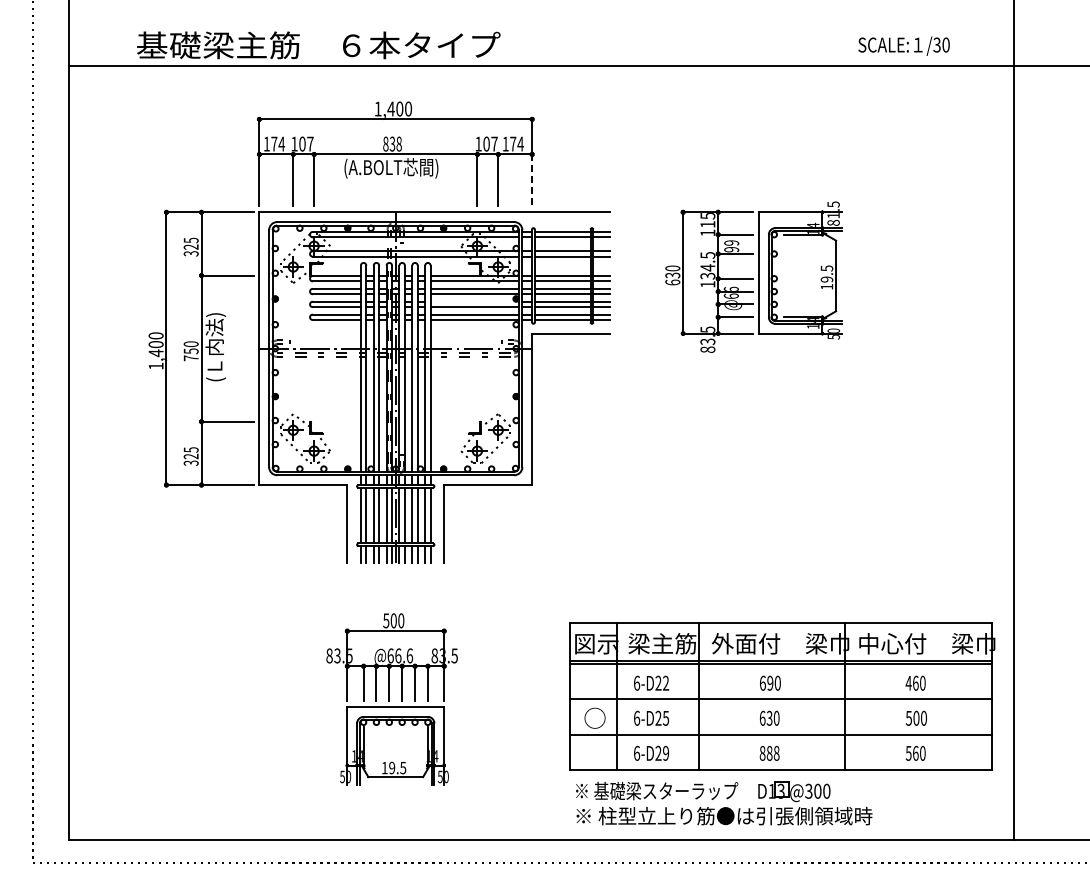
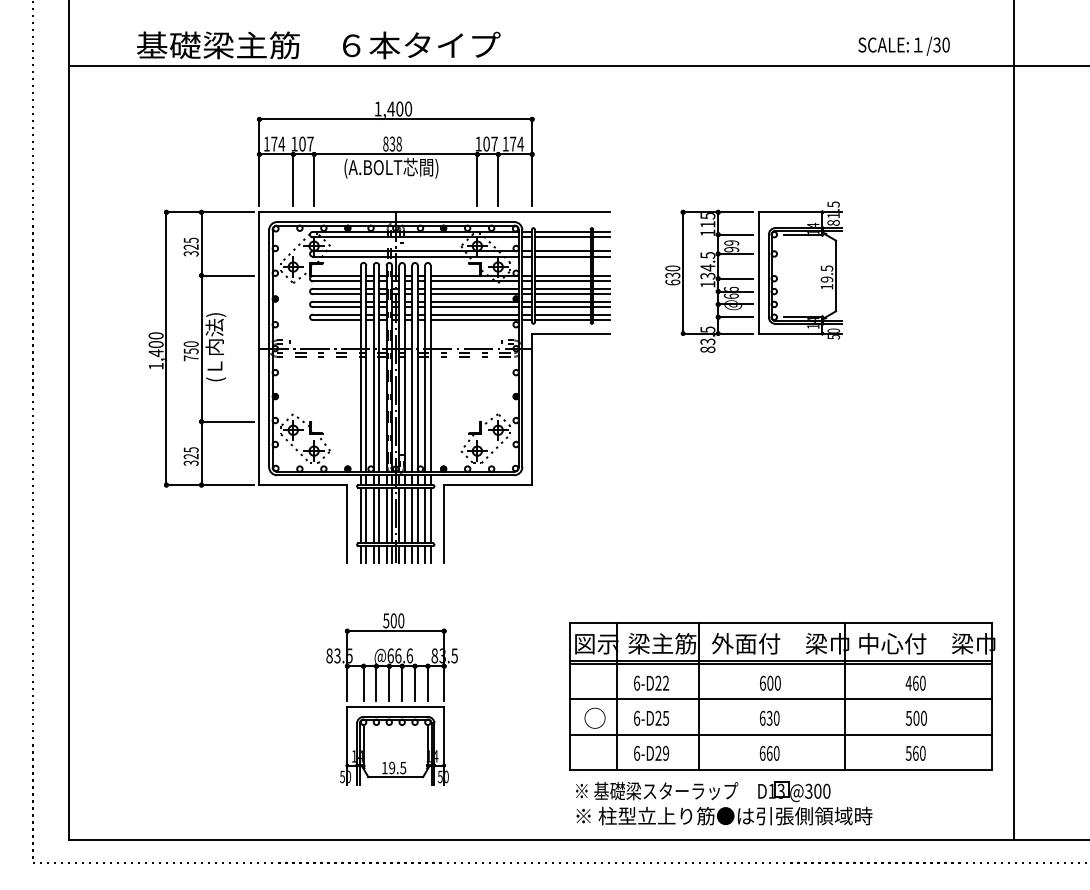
line: dashed -> solid (532, 180)
line: none -> present (474, 301)
text: 690 -> 600 (770, 683)
text: 888 -> 660 (769, 752)
